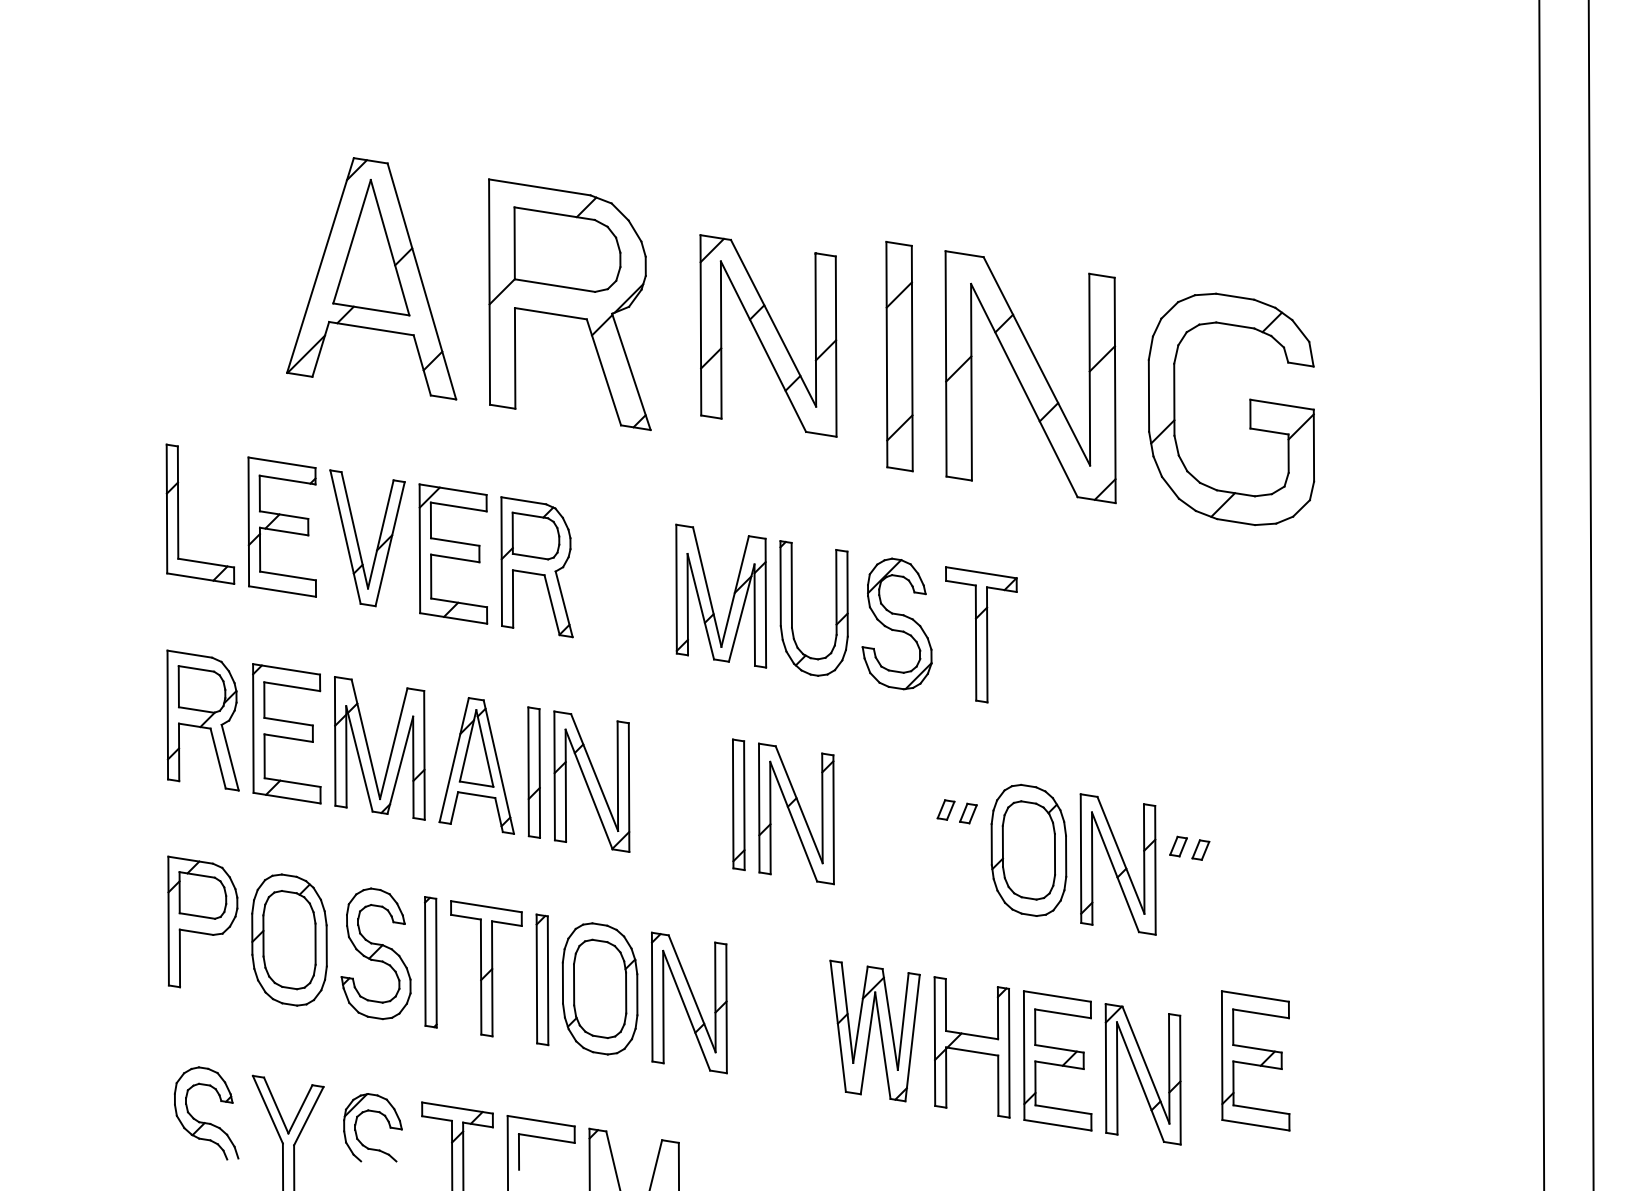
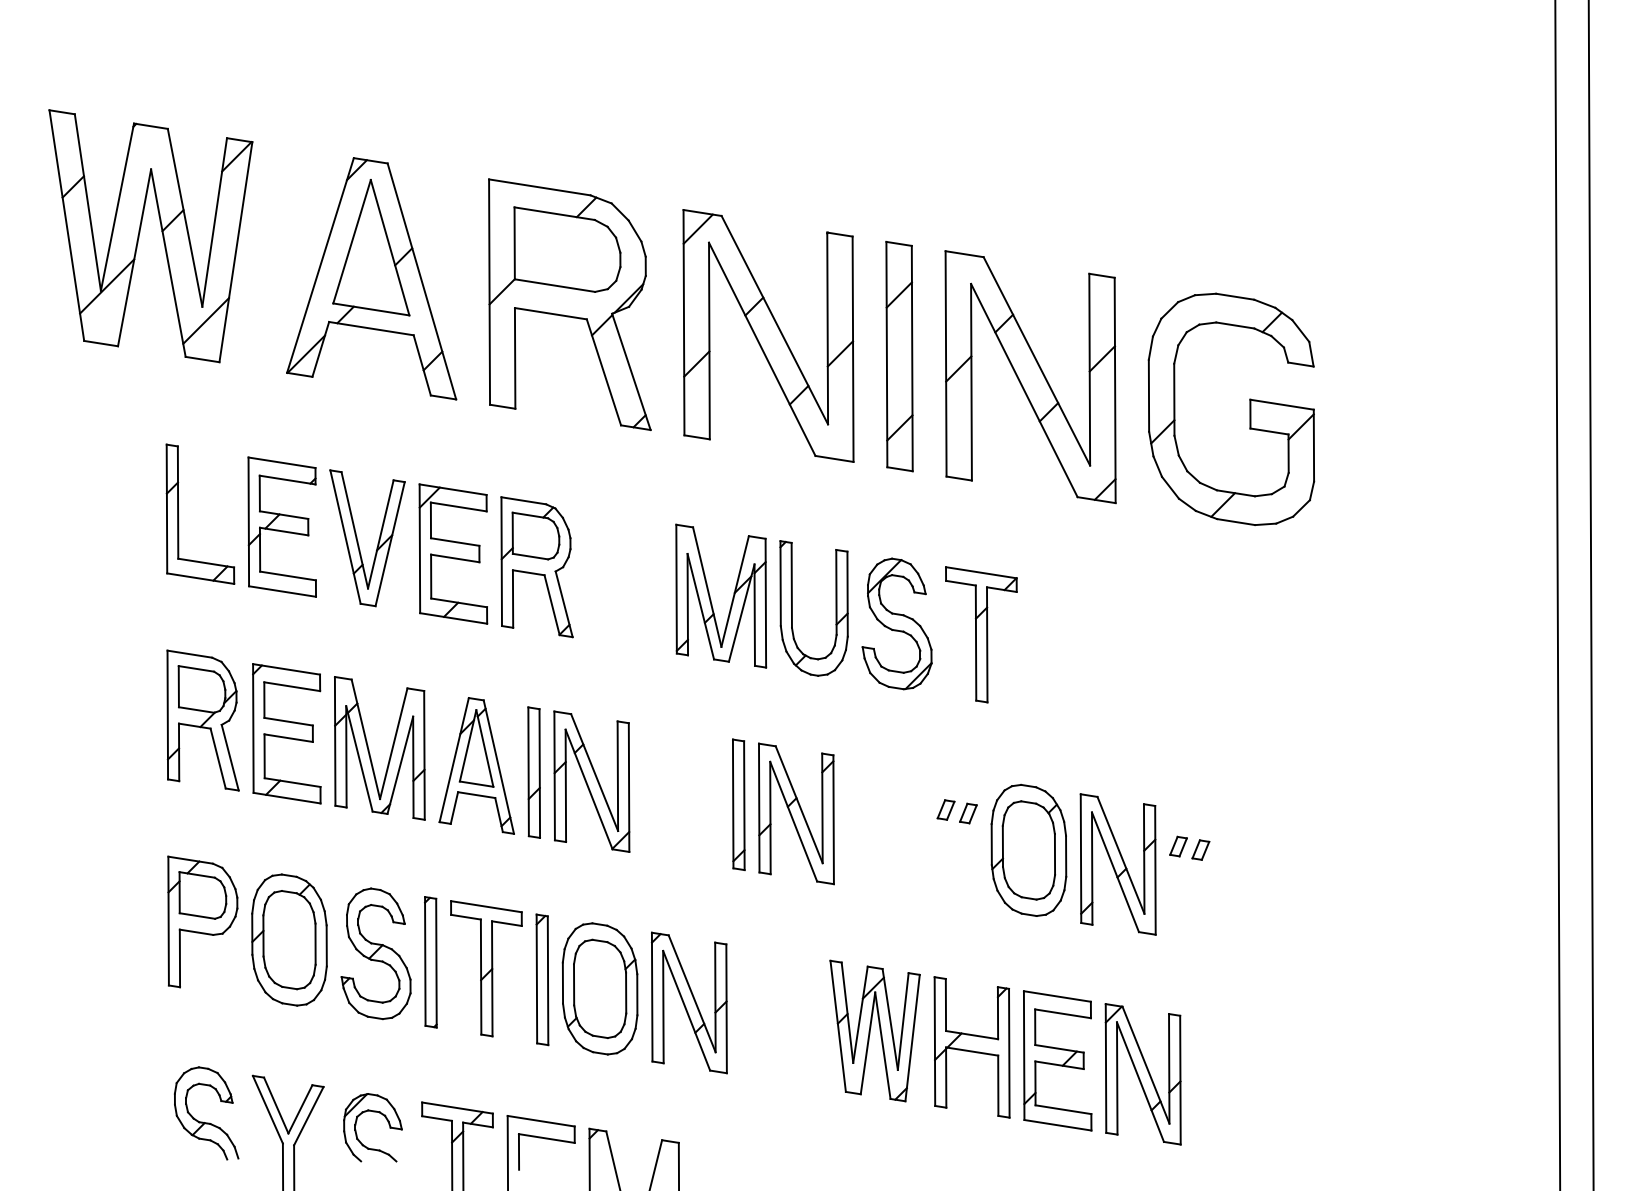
part: none -> present (140, 232)
part size: 139x204 px -> 173x254 px (768, 335)
line position: (1541, 594) -> (1557, 594) (1557, 594)
part: present -> none (1255, 1060)
